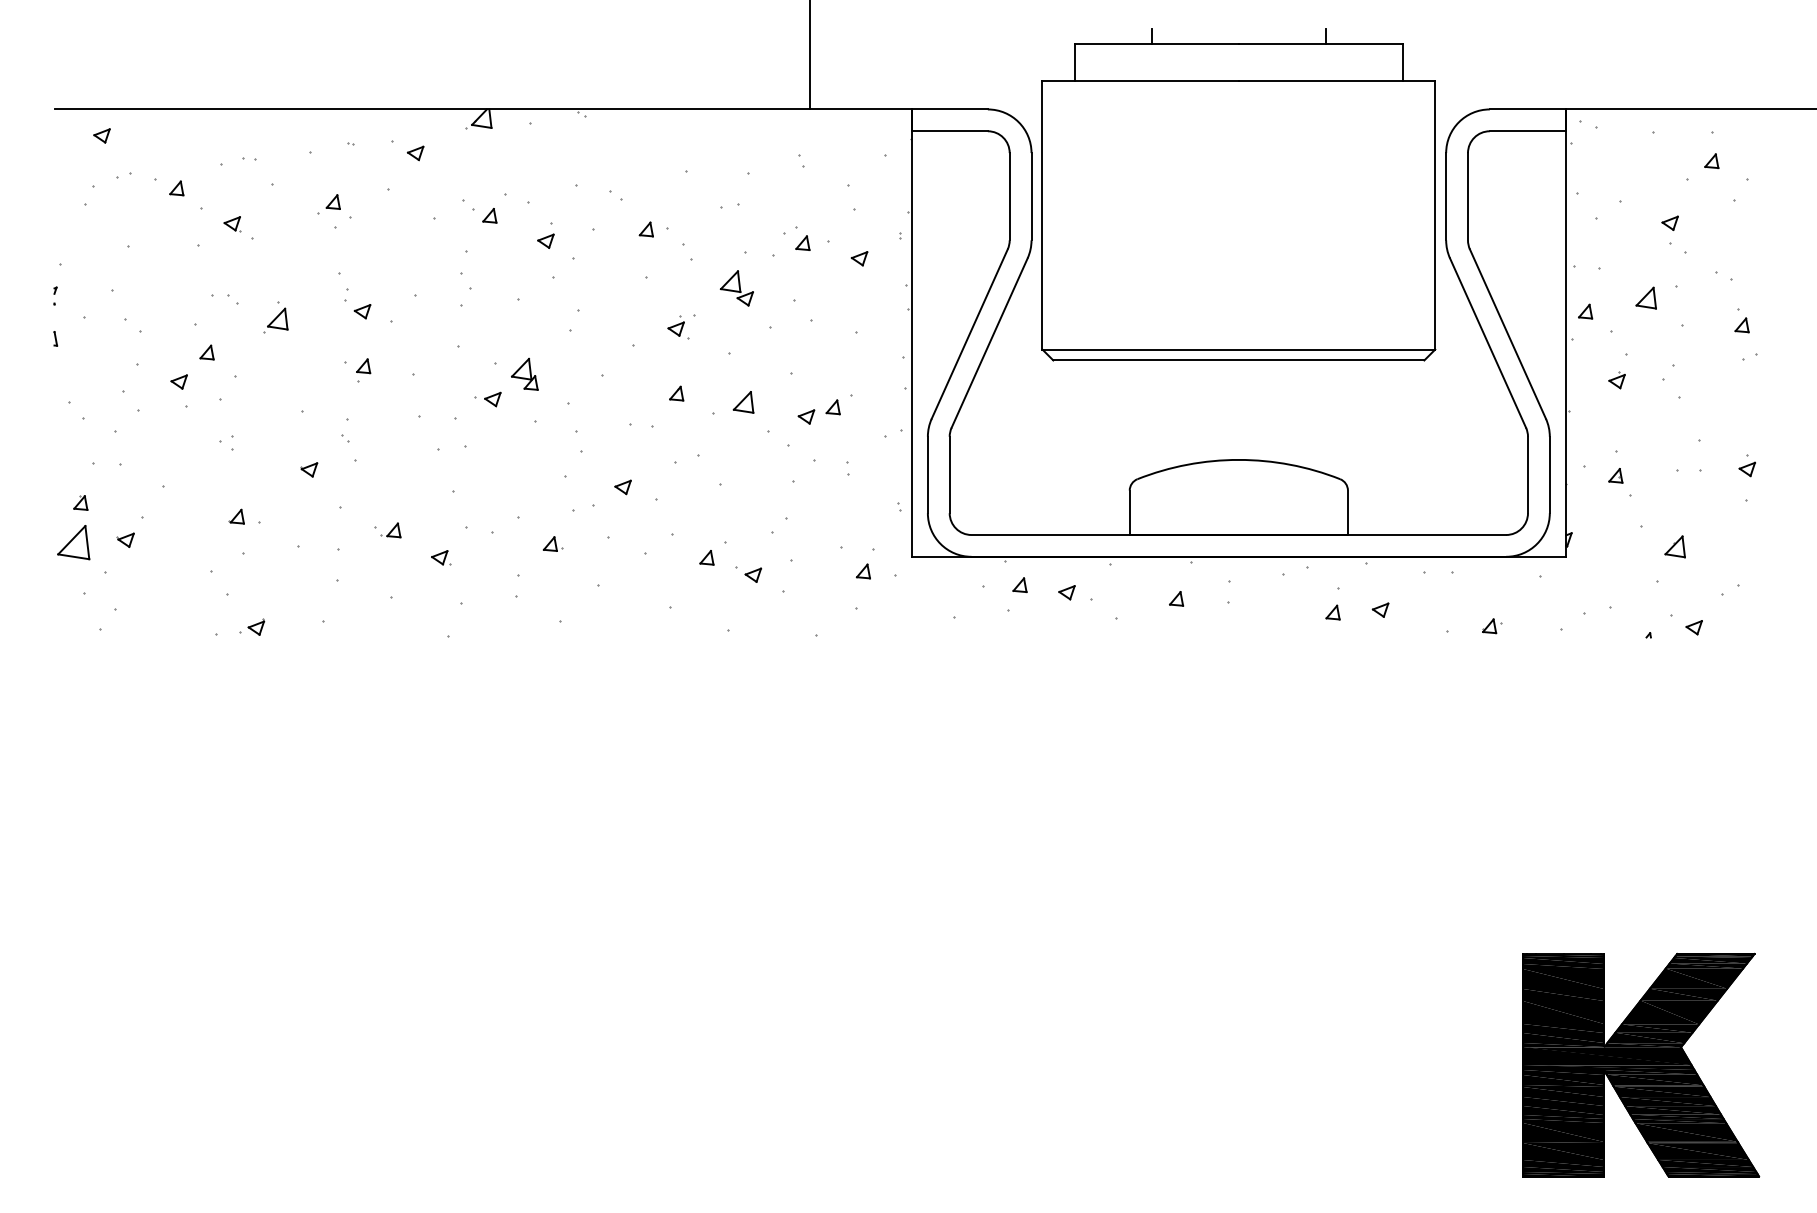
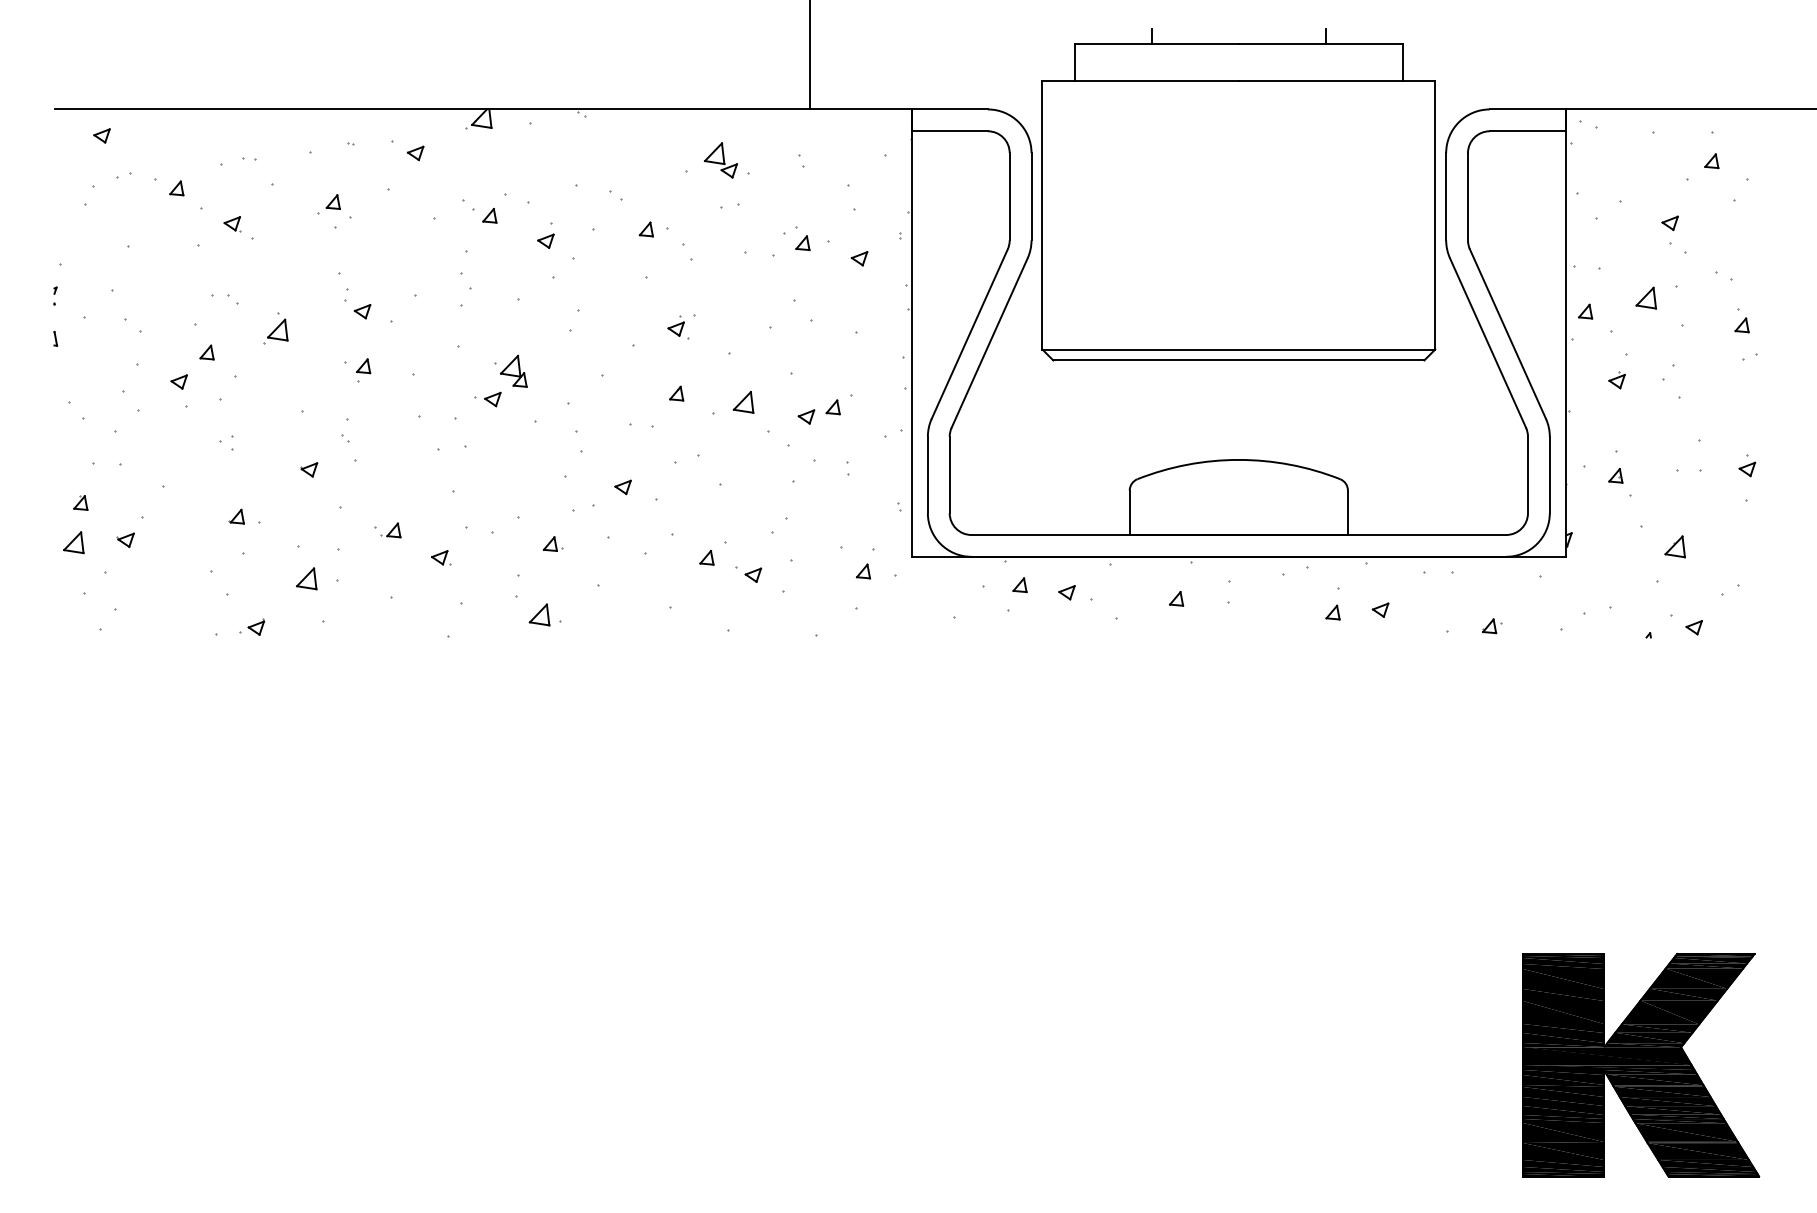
part position: (736, 288) -> (720, 160) (720, 160)
part position: (275, 317) -> (275, 328) (275, 328)
part position: (524, 373) -> (513, 370) (513, 370)
part size: 34x36 px -> 22x24 px (73, 542)
part: none -> present (306, 578)
part: none -> present (539, 614)
